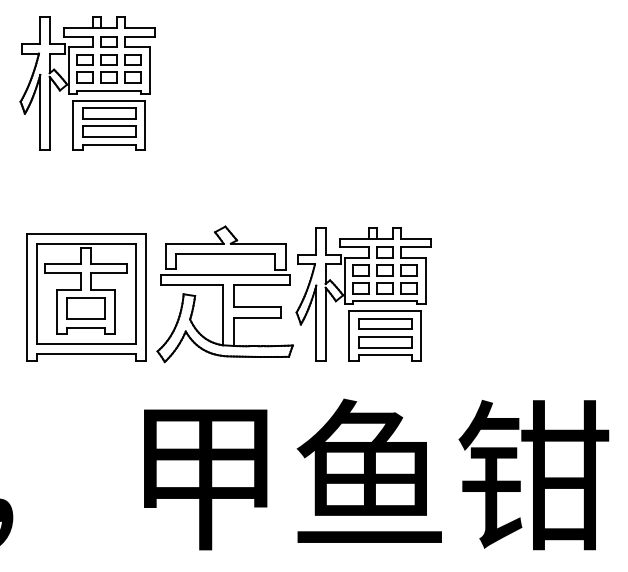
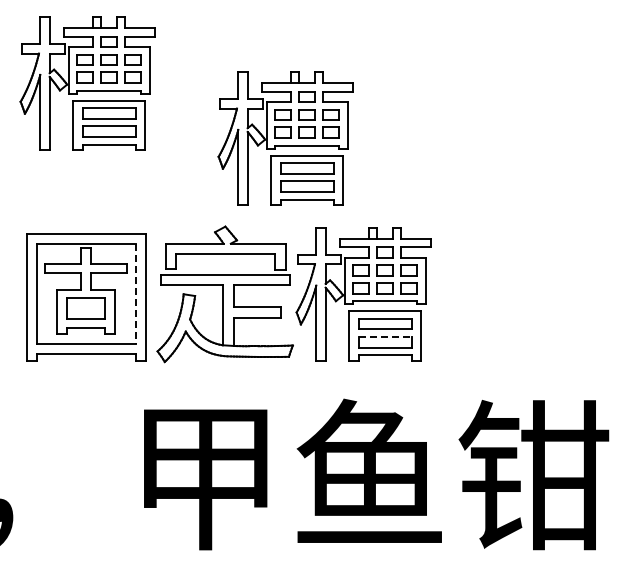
part: none -> present (285, 138)
line: solid -> dashed (135, 294)
line: solid -> dashed (385, 337)
